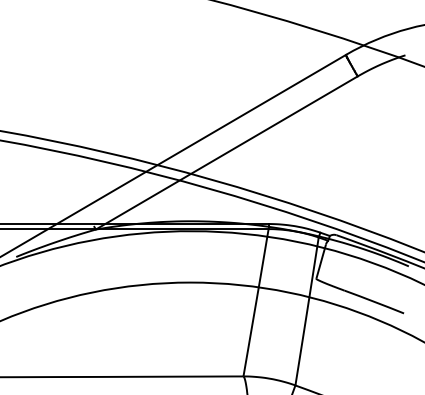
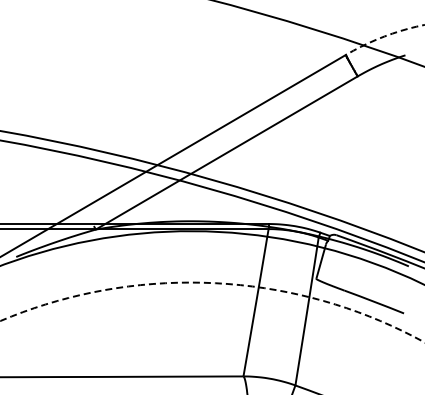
arc: solid -> dashed (384, 36)
circle: solid -> dashed (212, 312)
